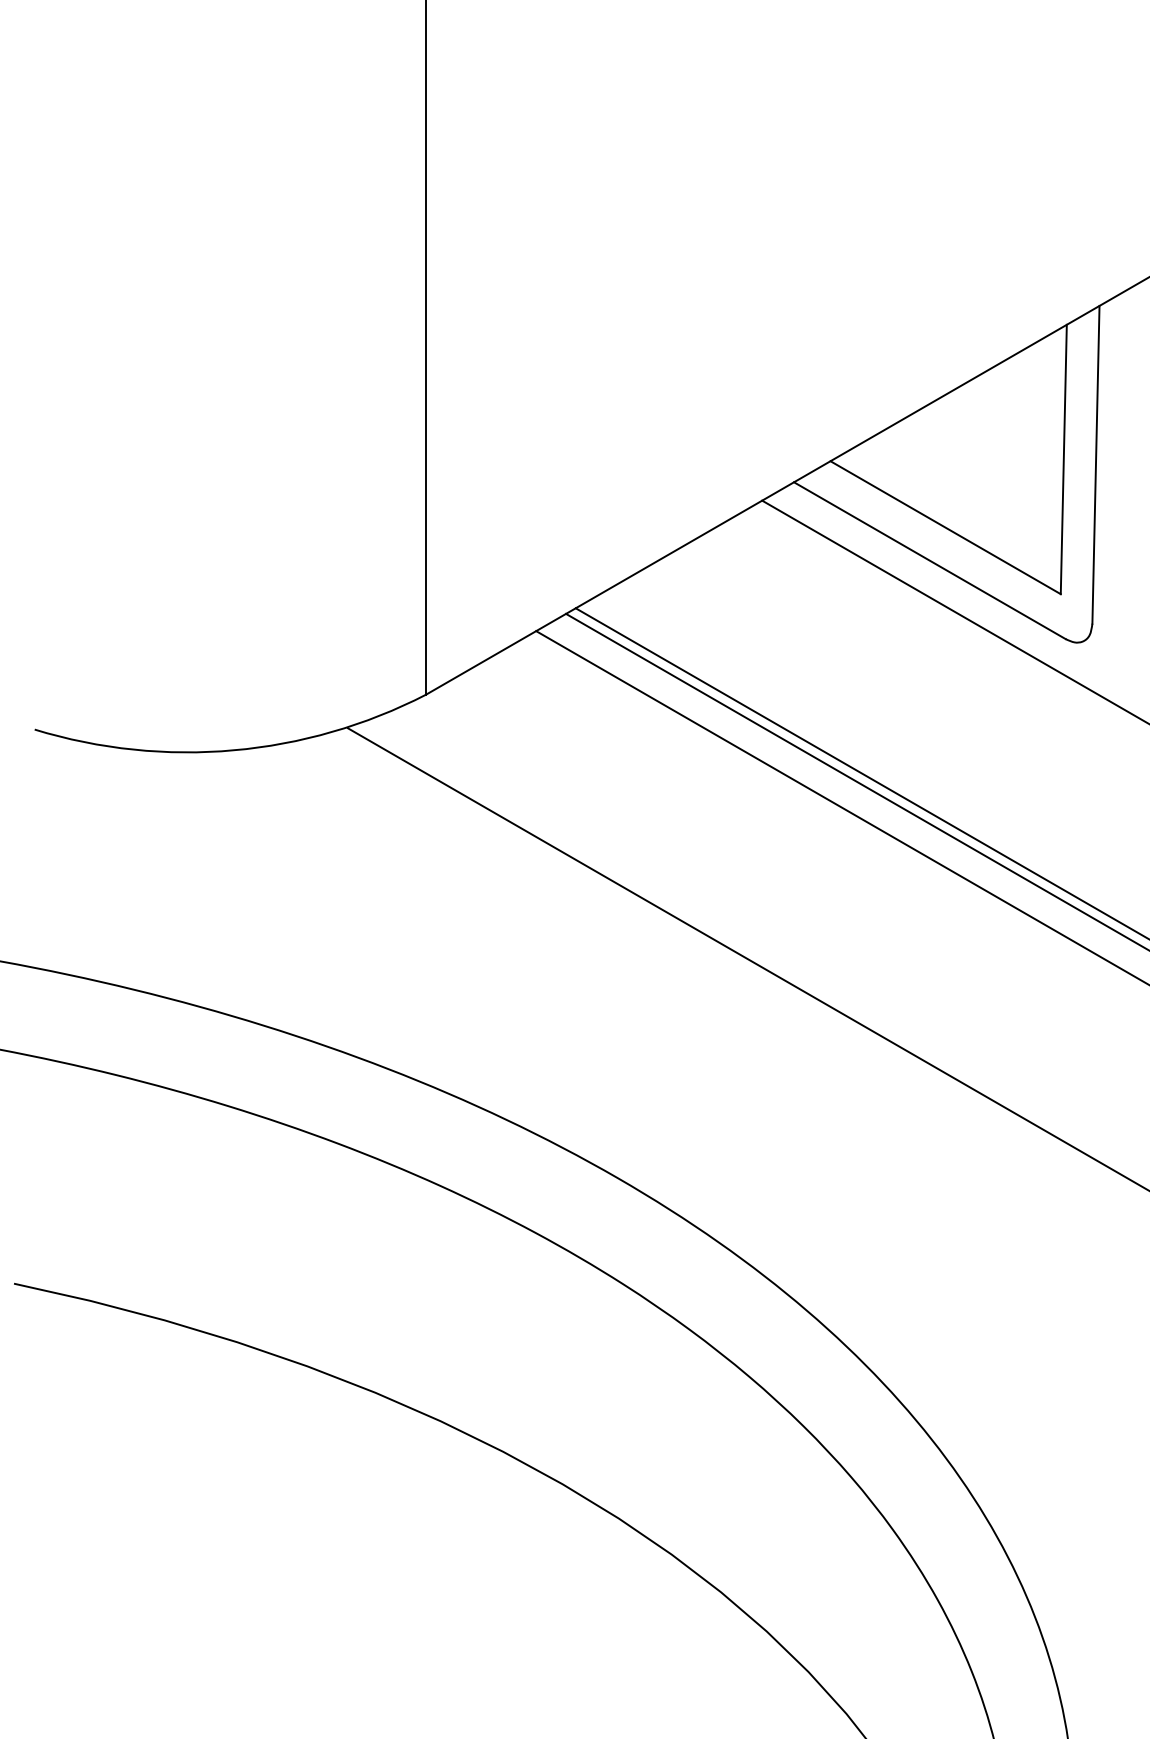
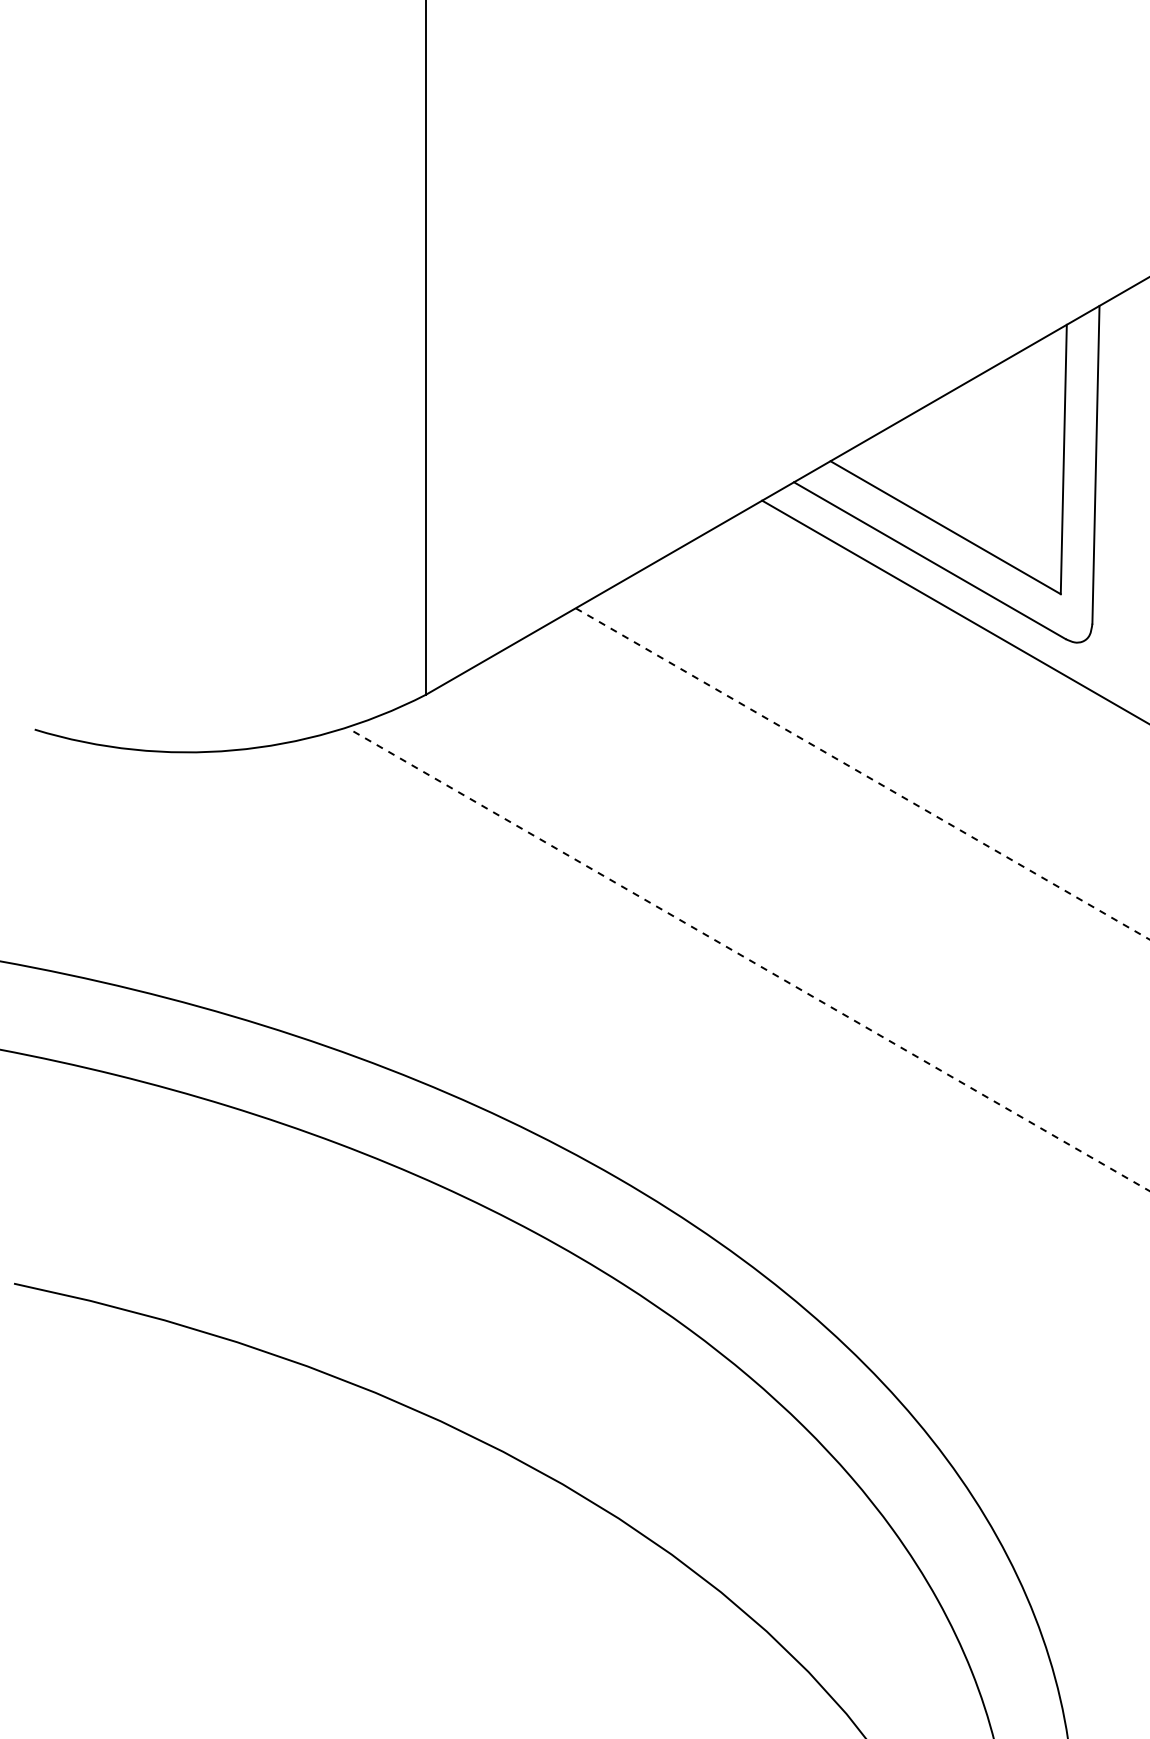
line: solid -> dashed (863, 774)
line: present -> none (856, 780)
line: present -> none (841, 807)
line: solid -> dashed (748, 959)
